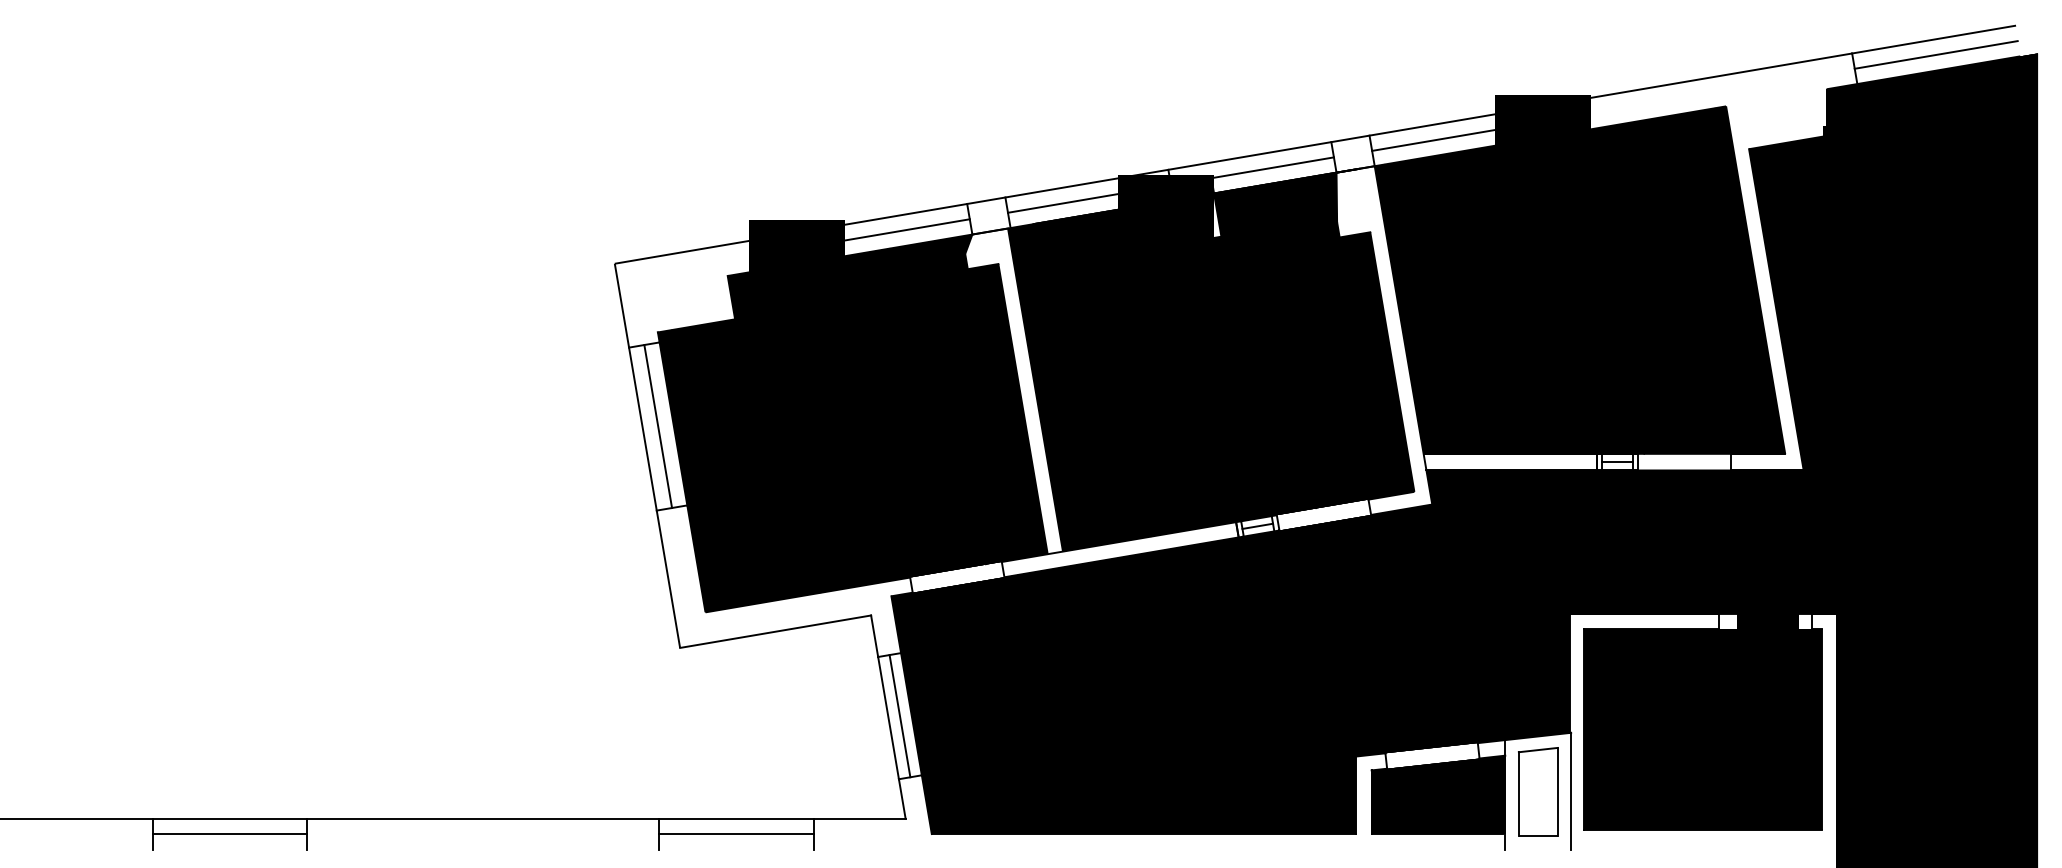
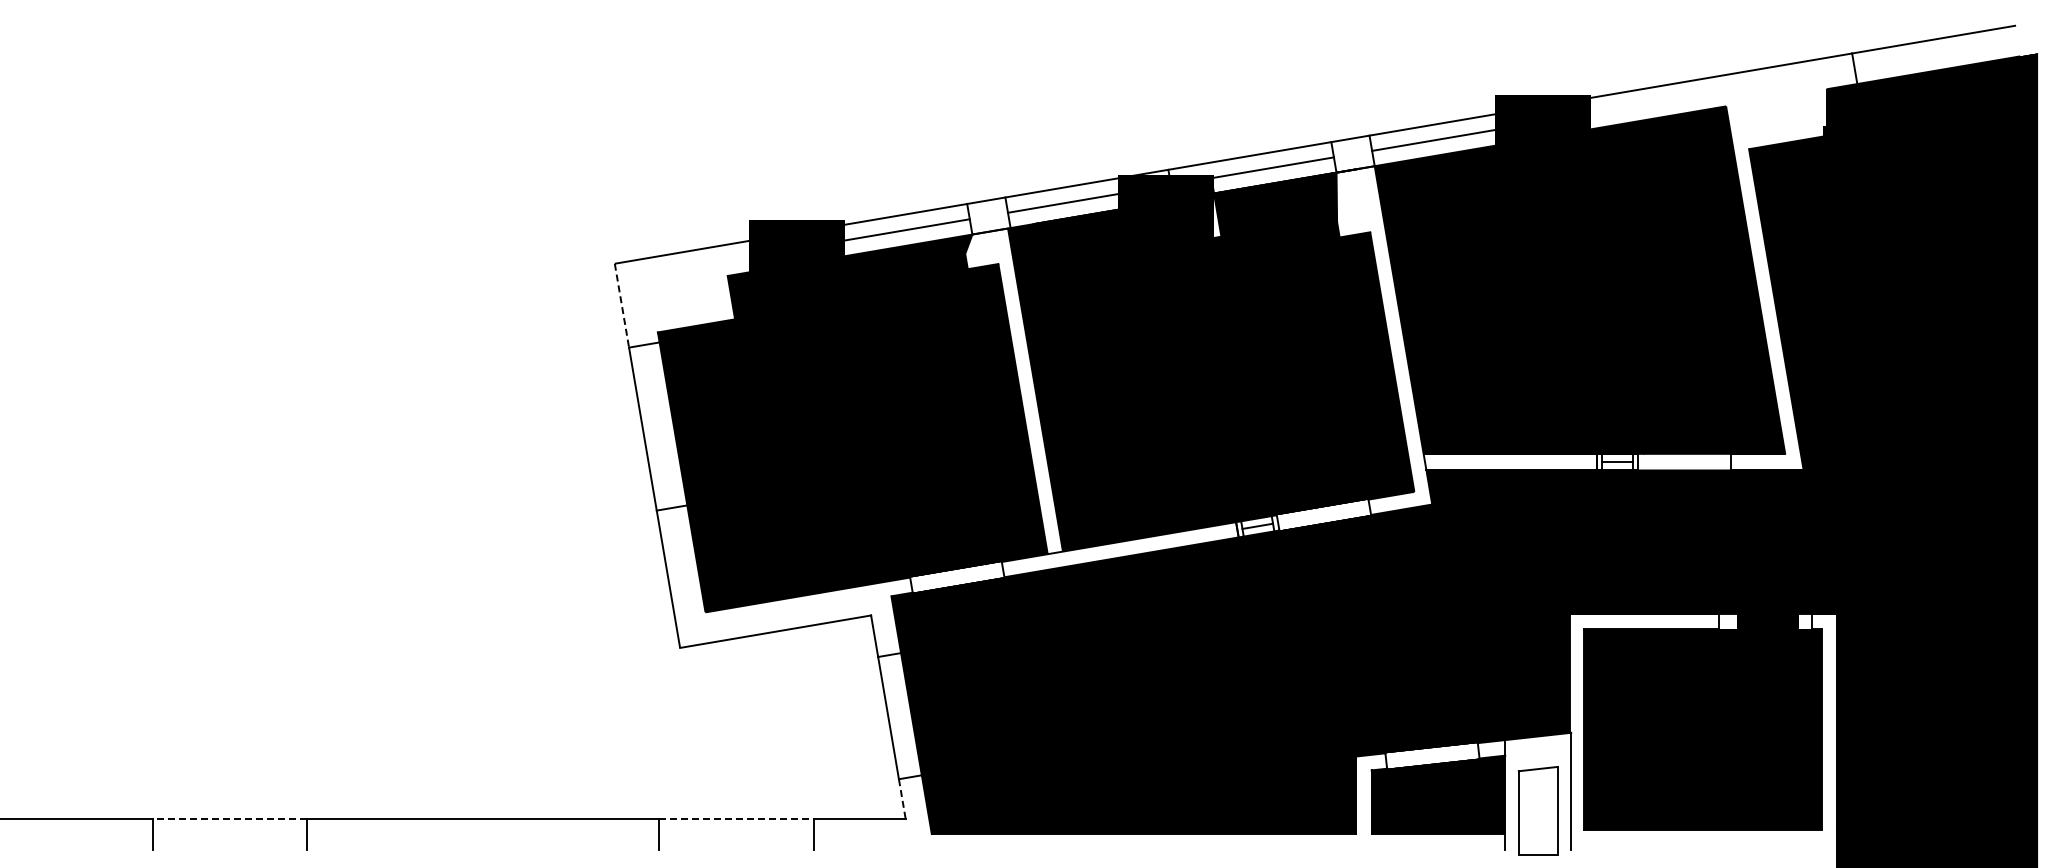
line: present -> none (1935, 54)
line: solid -> dashed (621, 305)
line: present -> none (658, 426)
line: present -> none (899, 716)
part position: (1538, 791) -> (1538, 810) (1538, 810)
line: solid -> dashed (902, 798)
line: solid -> dashed (229, 818)
line: solid -> dashed (736, 818)
line: present -> none (229, 834)
line: present -> none (735, 834)
